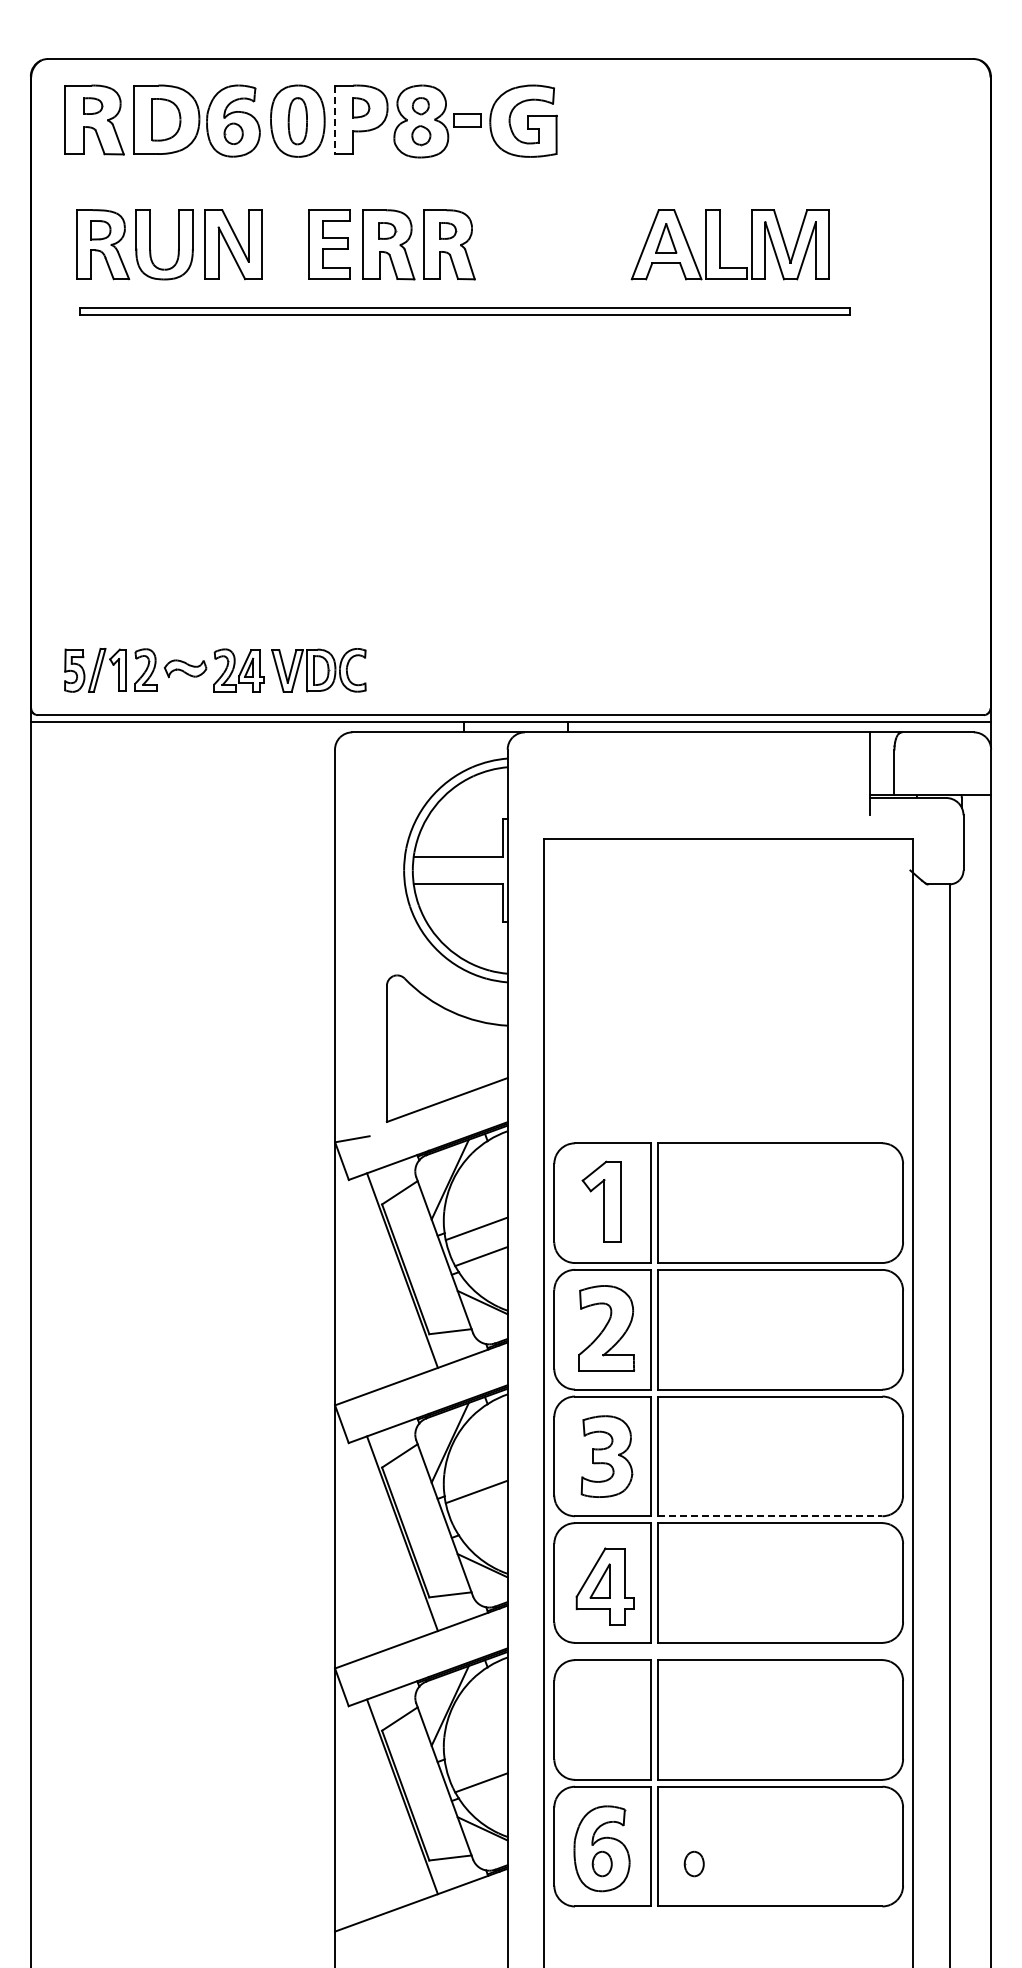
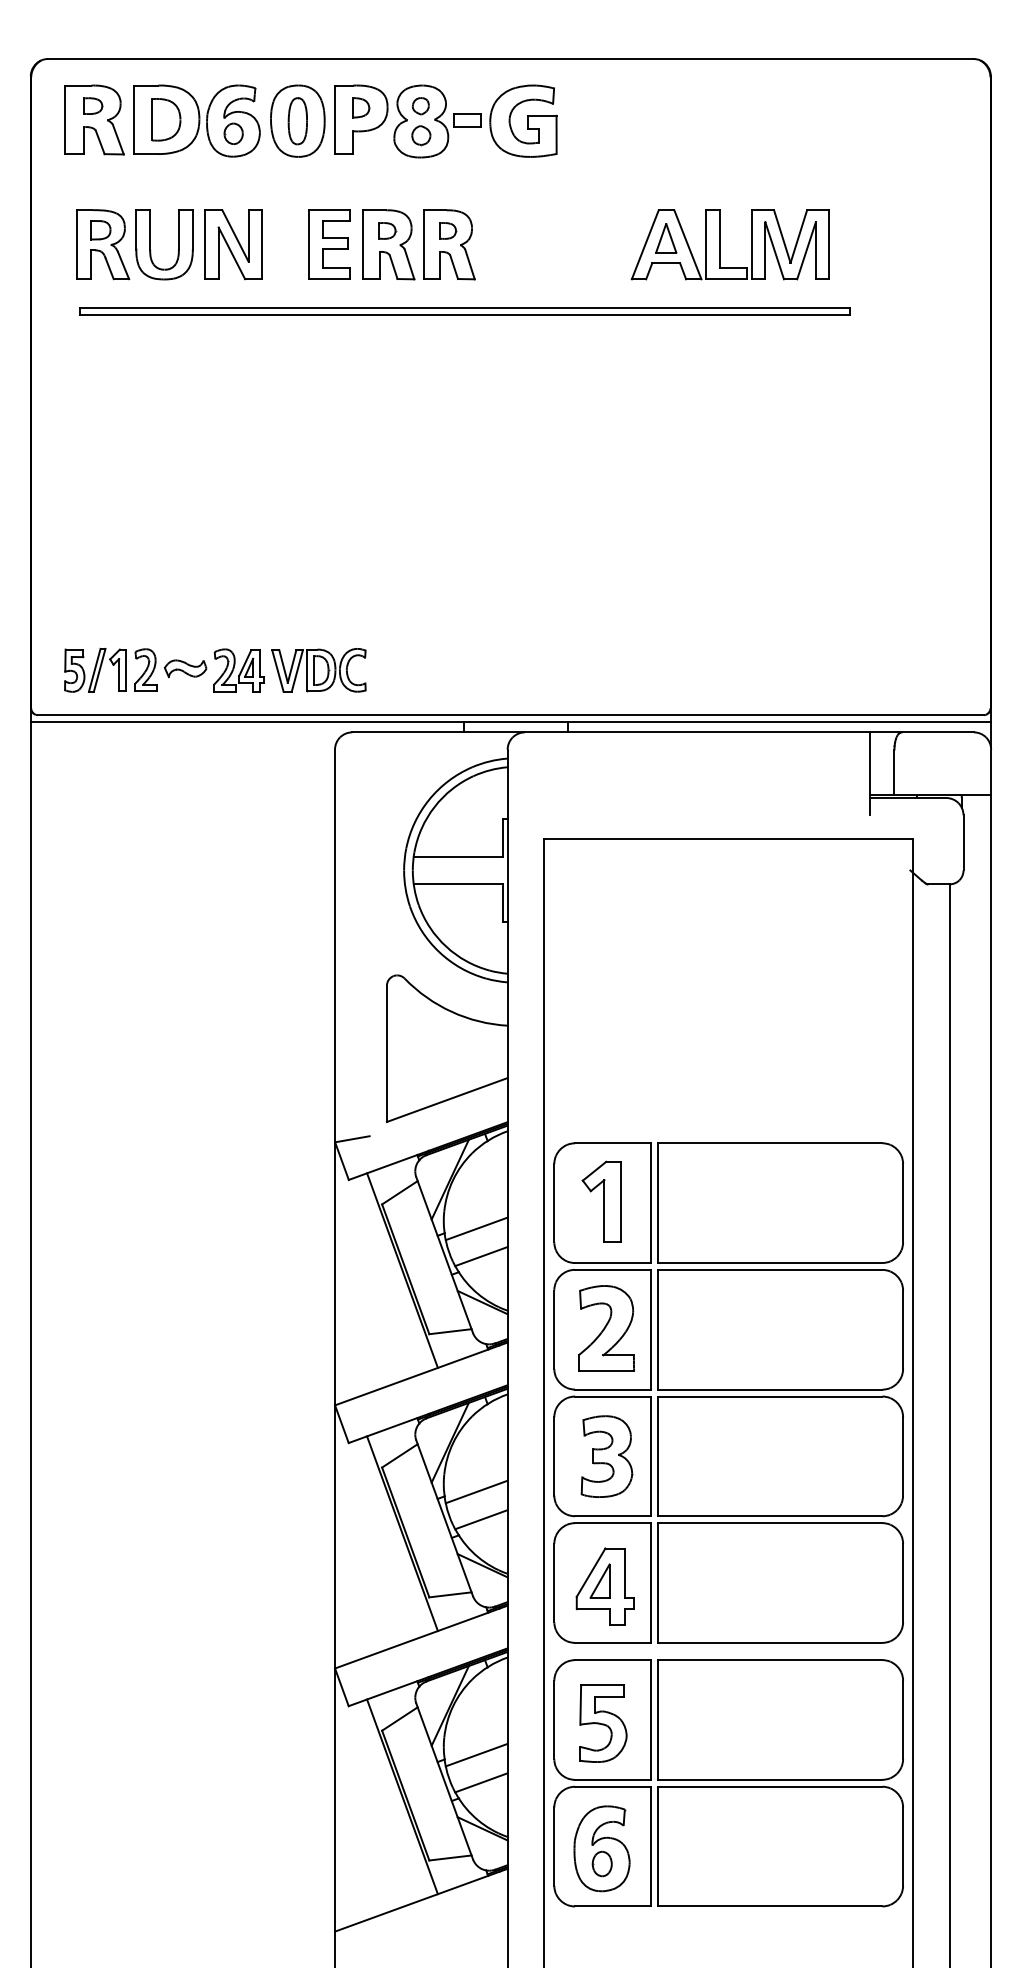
line: dashed -> solid (334, 120)
line: dashed -> solid (770, 1516)
line: none -> present (481, 1519)
part: none -> present (603, 1723)
line: none -> present (476, 1754)
part: present -> none (693, 1863)
